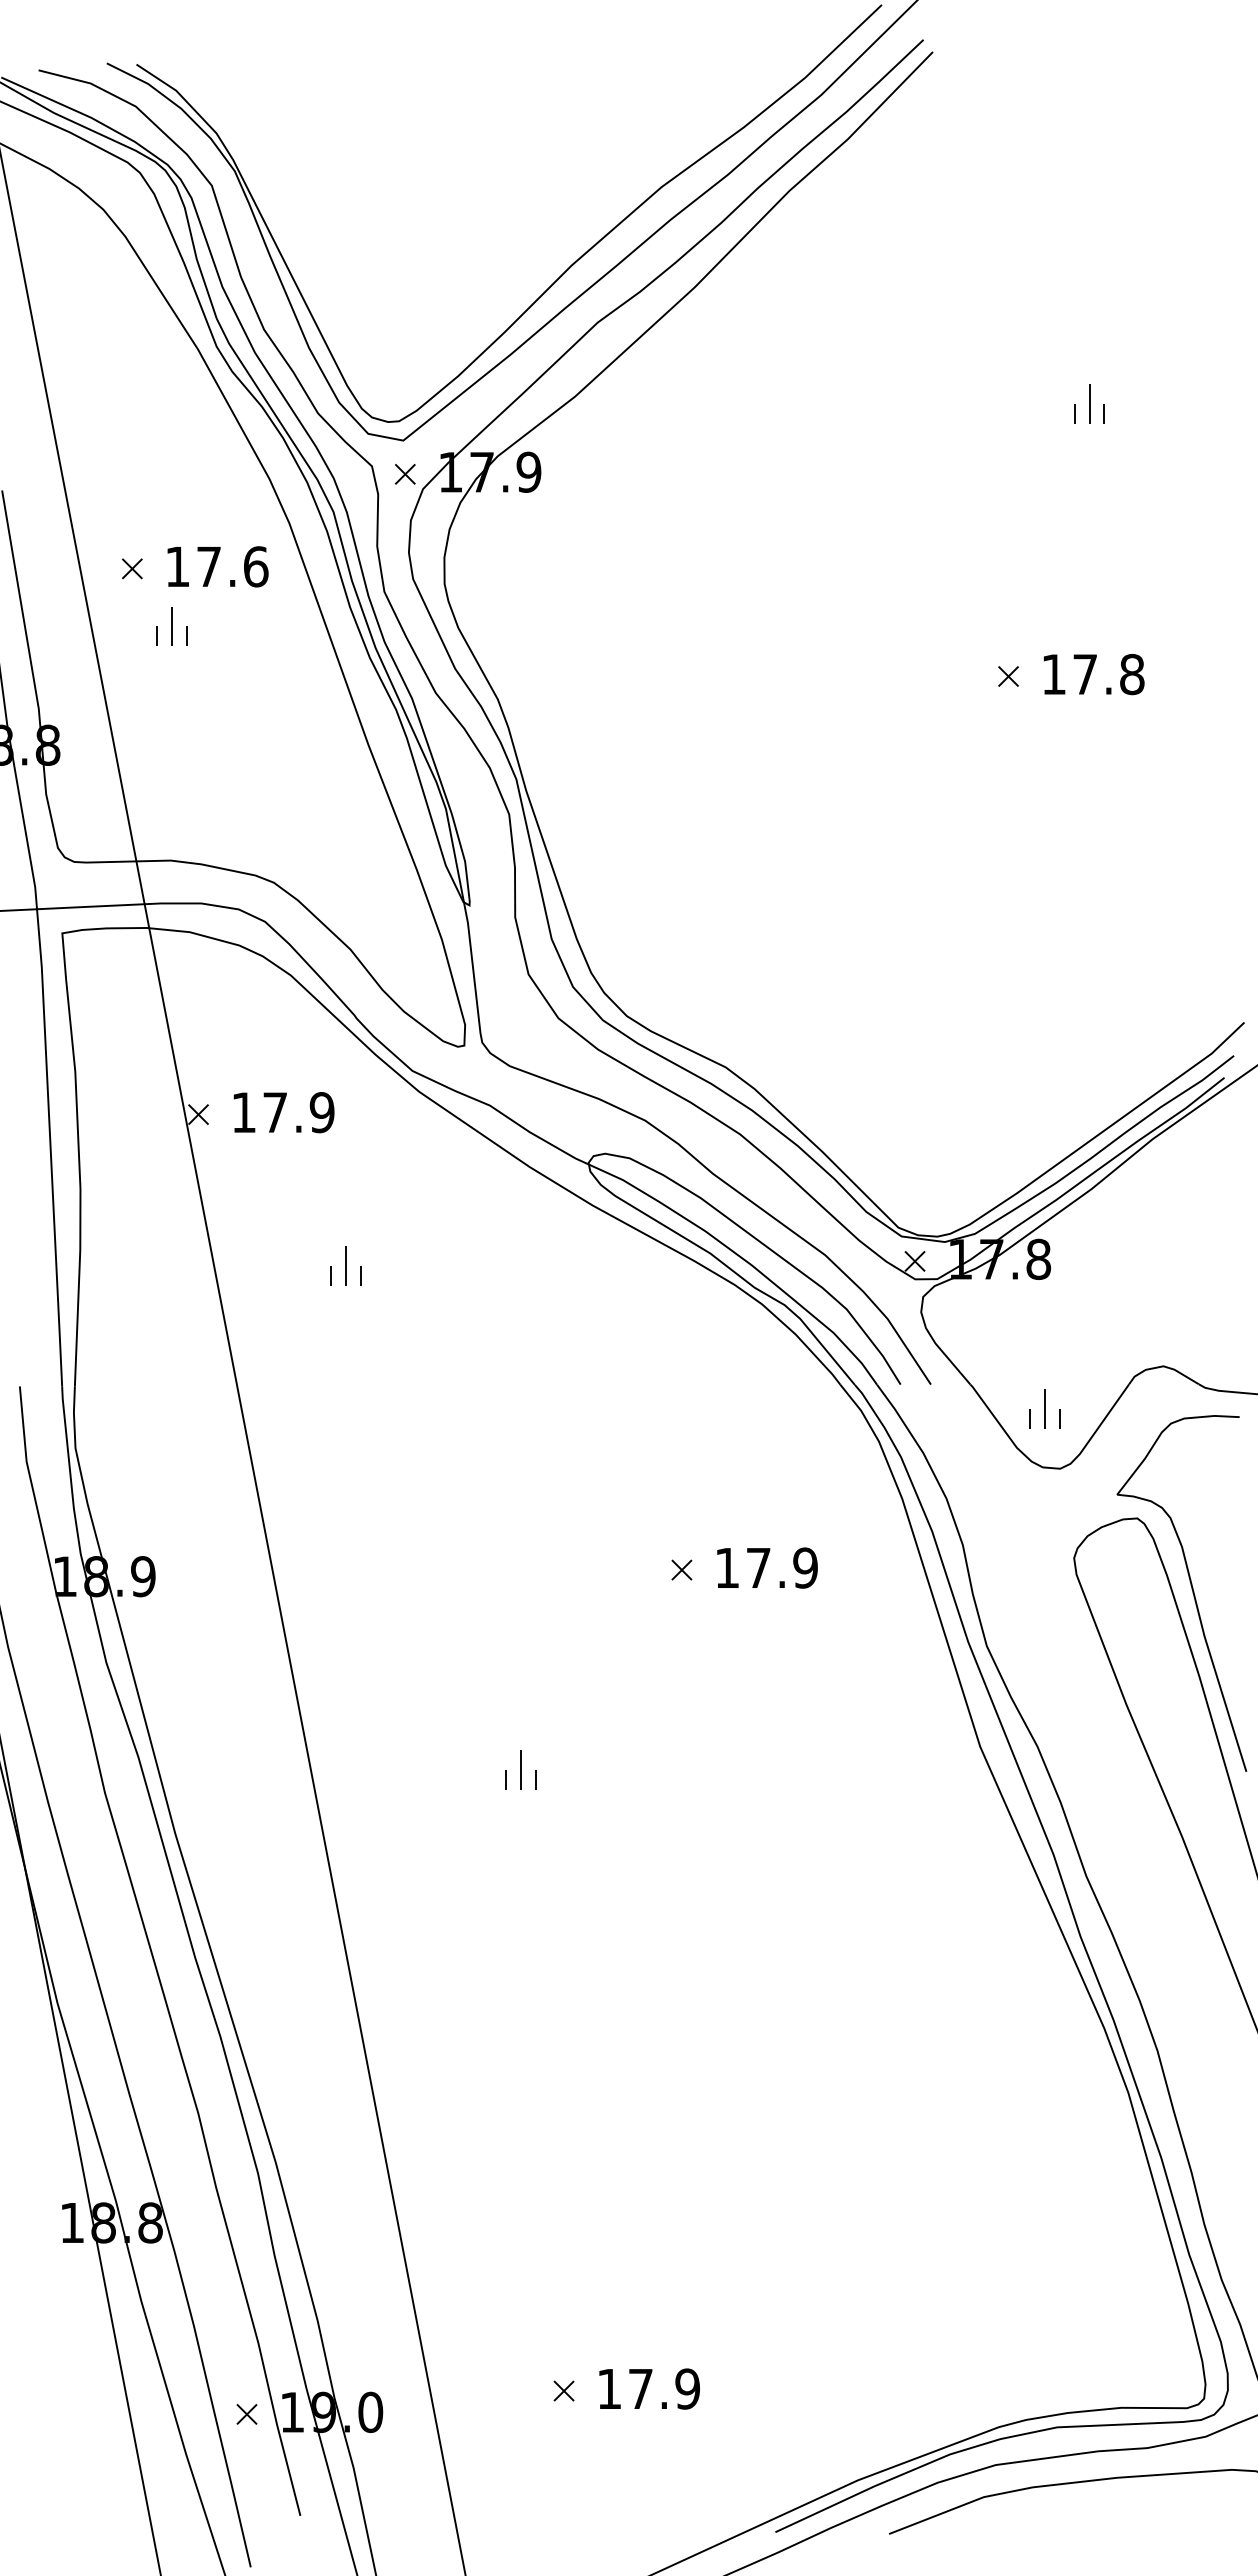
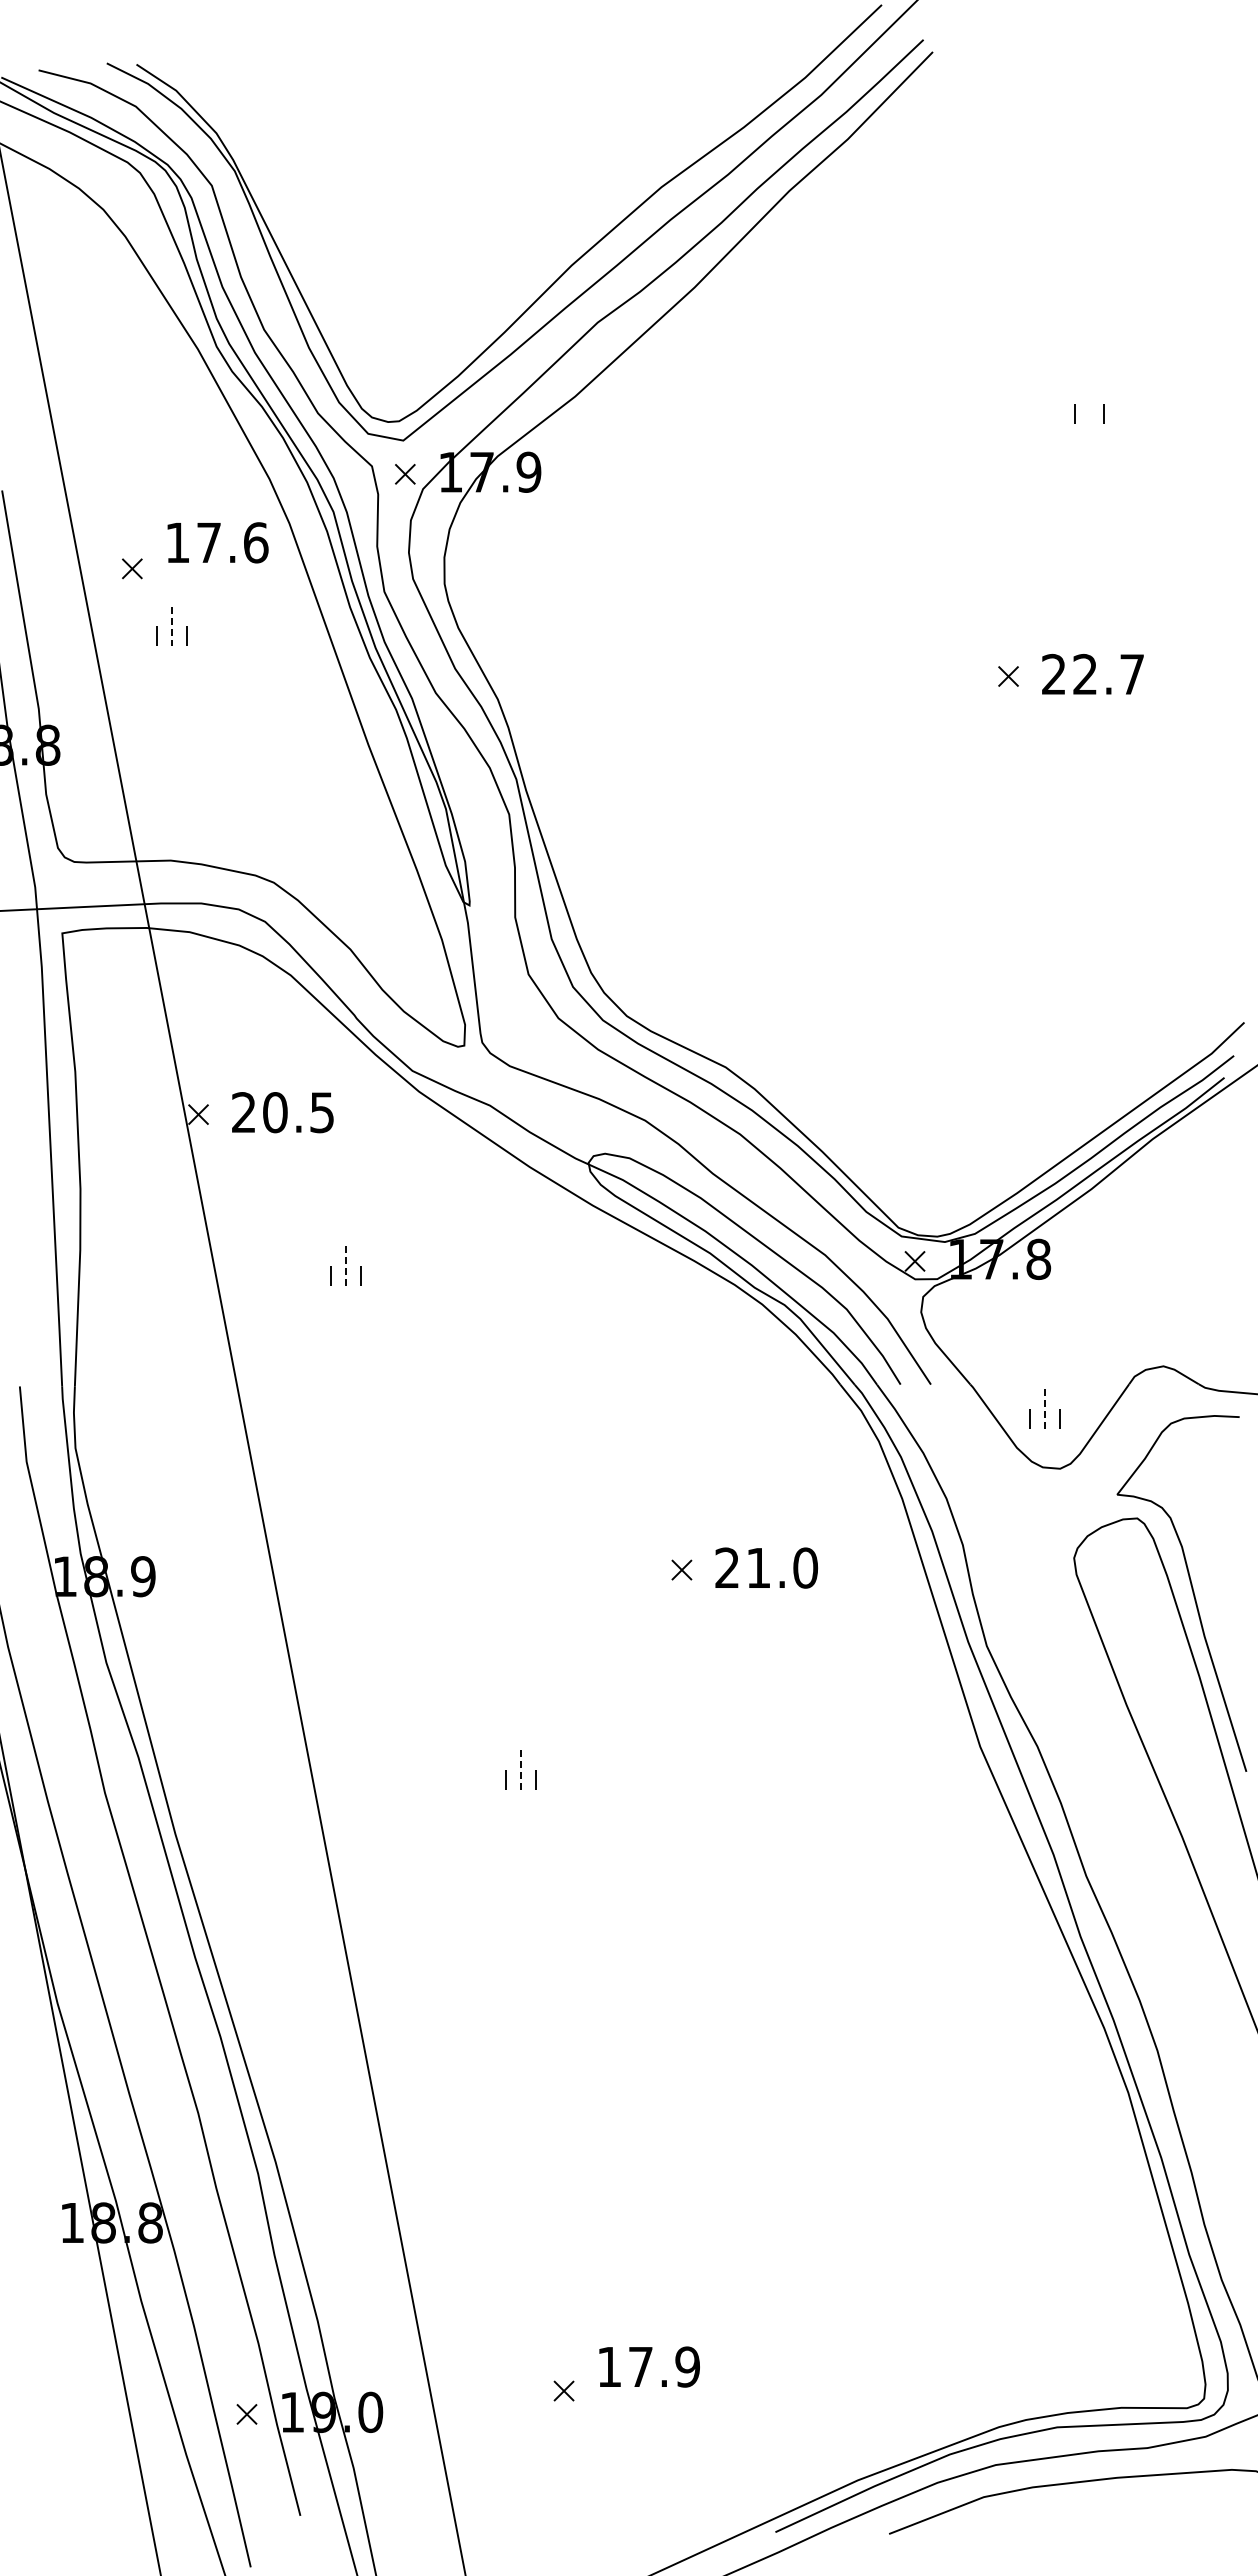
line: present -> none (1089, 403)
text position: (217, 566) -> (217, 542) (217, 542)
line: solid -> dashed (171, 626)
text: 17.8 -> 22.7 (1093, 674)
text: 17.9 -> 20.5 (283, 1112)
line: solid -> dashed (345, 1265)
line: solid -> dashed (1044, 1408)
text: 17.9 -> 21.0 (766, 1567)
line: solid -> dashed (521, 1770)
text position: (649, 2388) -> (649, 2366) (649, 2366)
